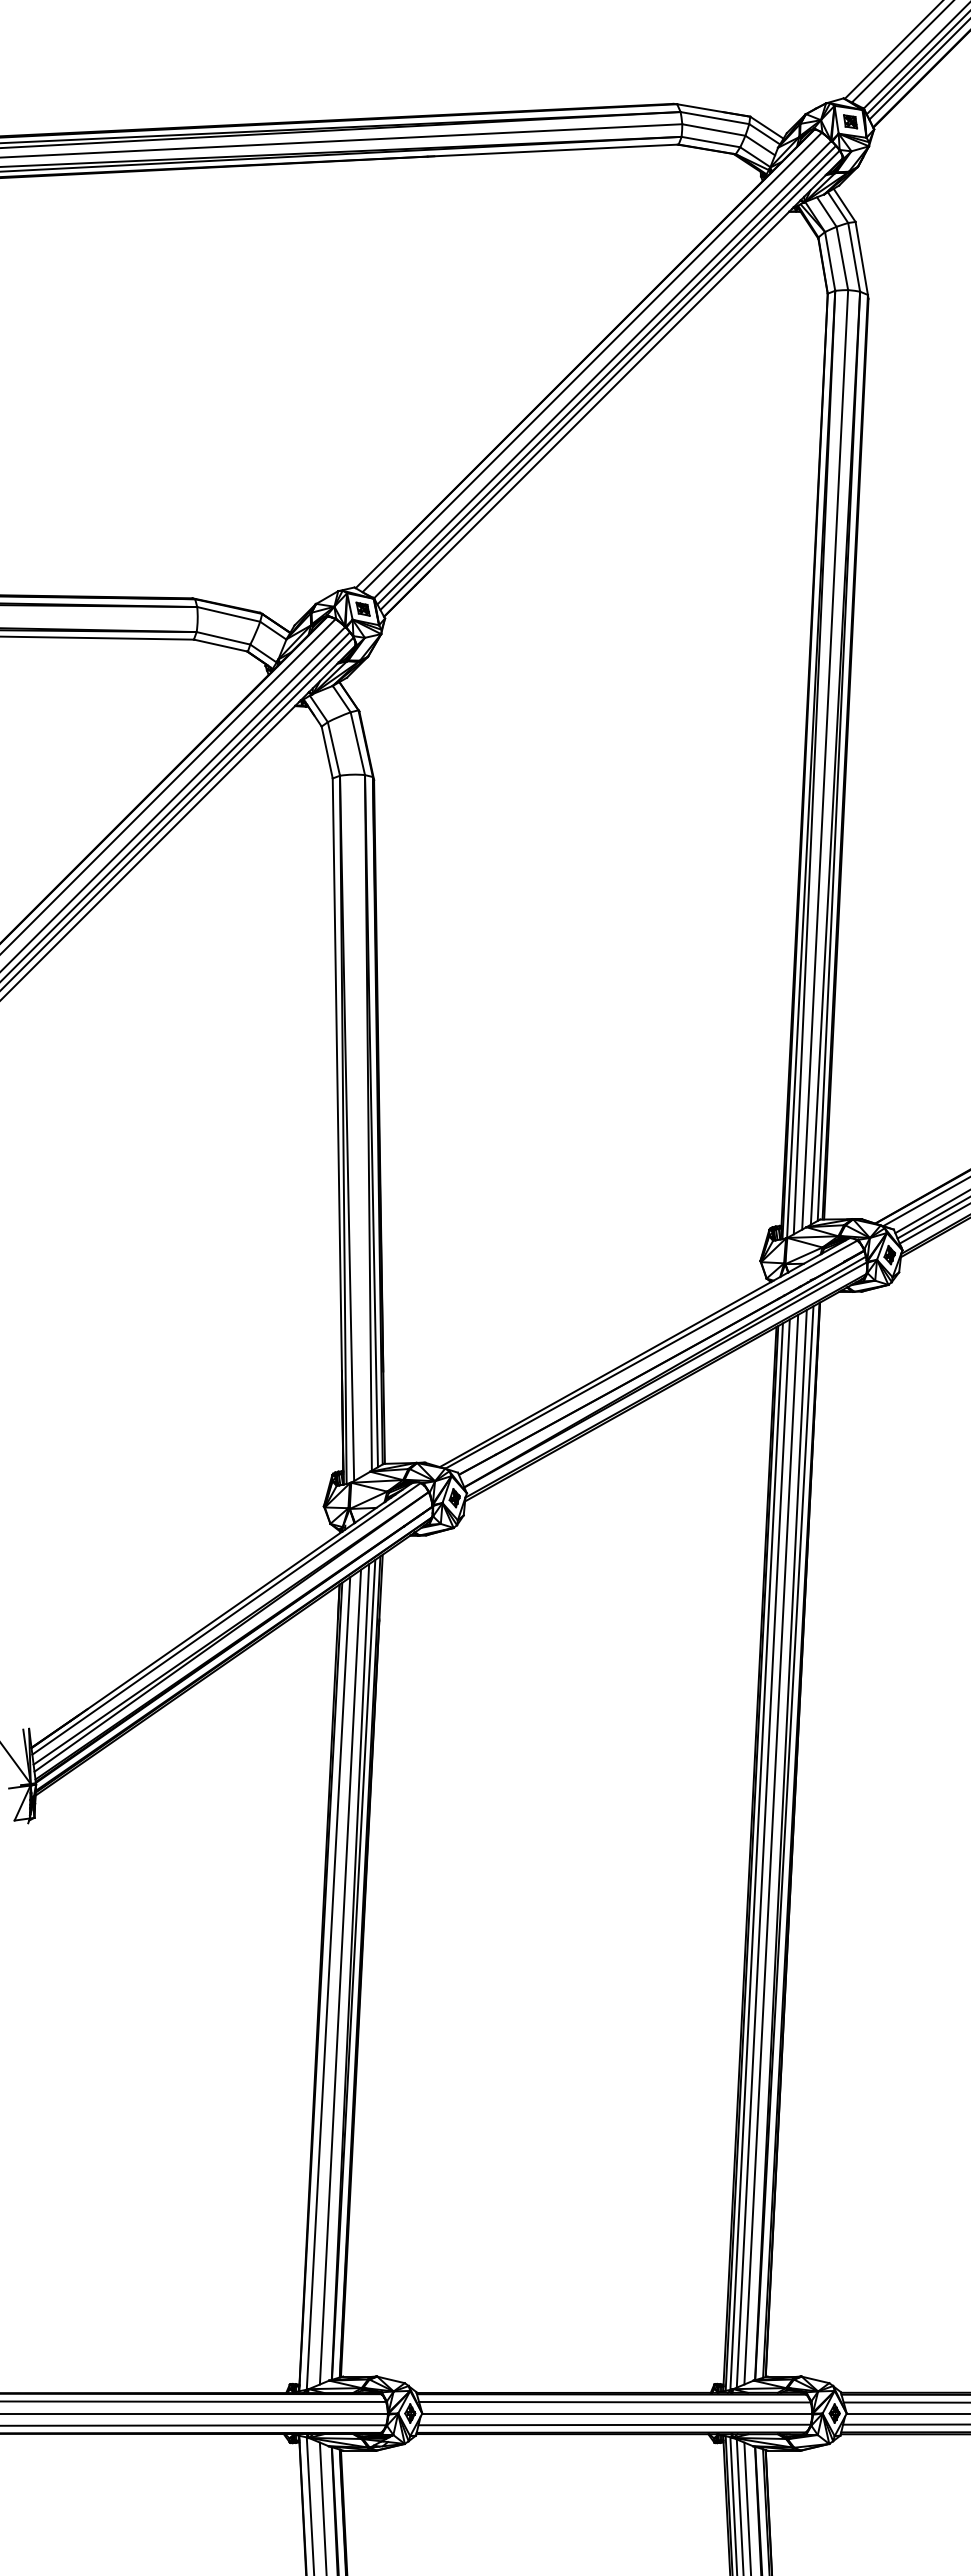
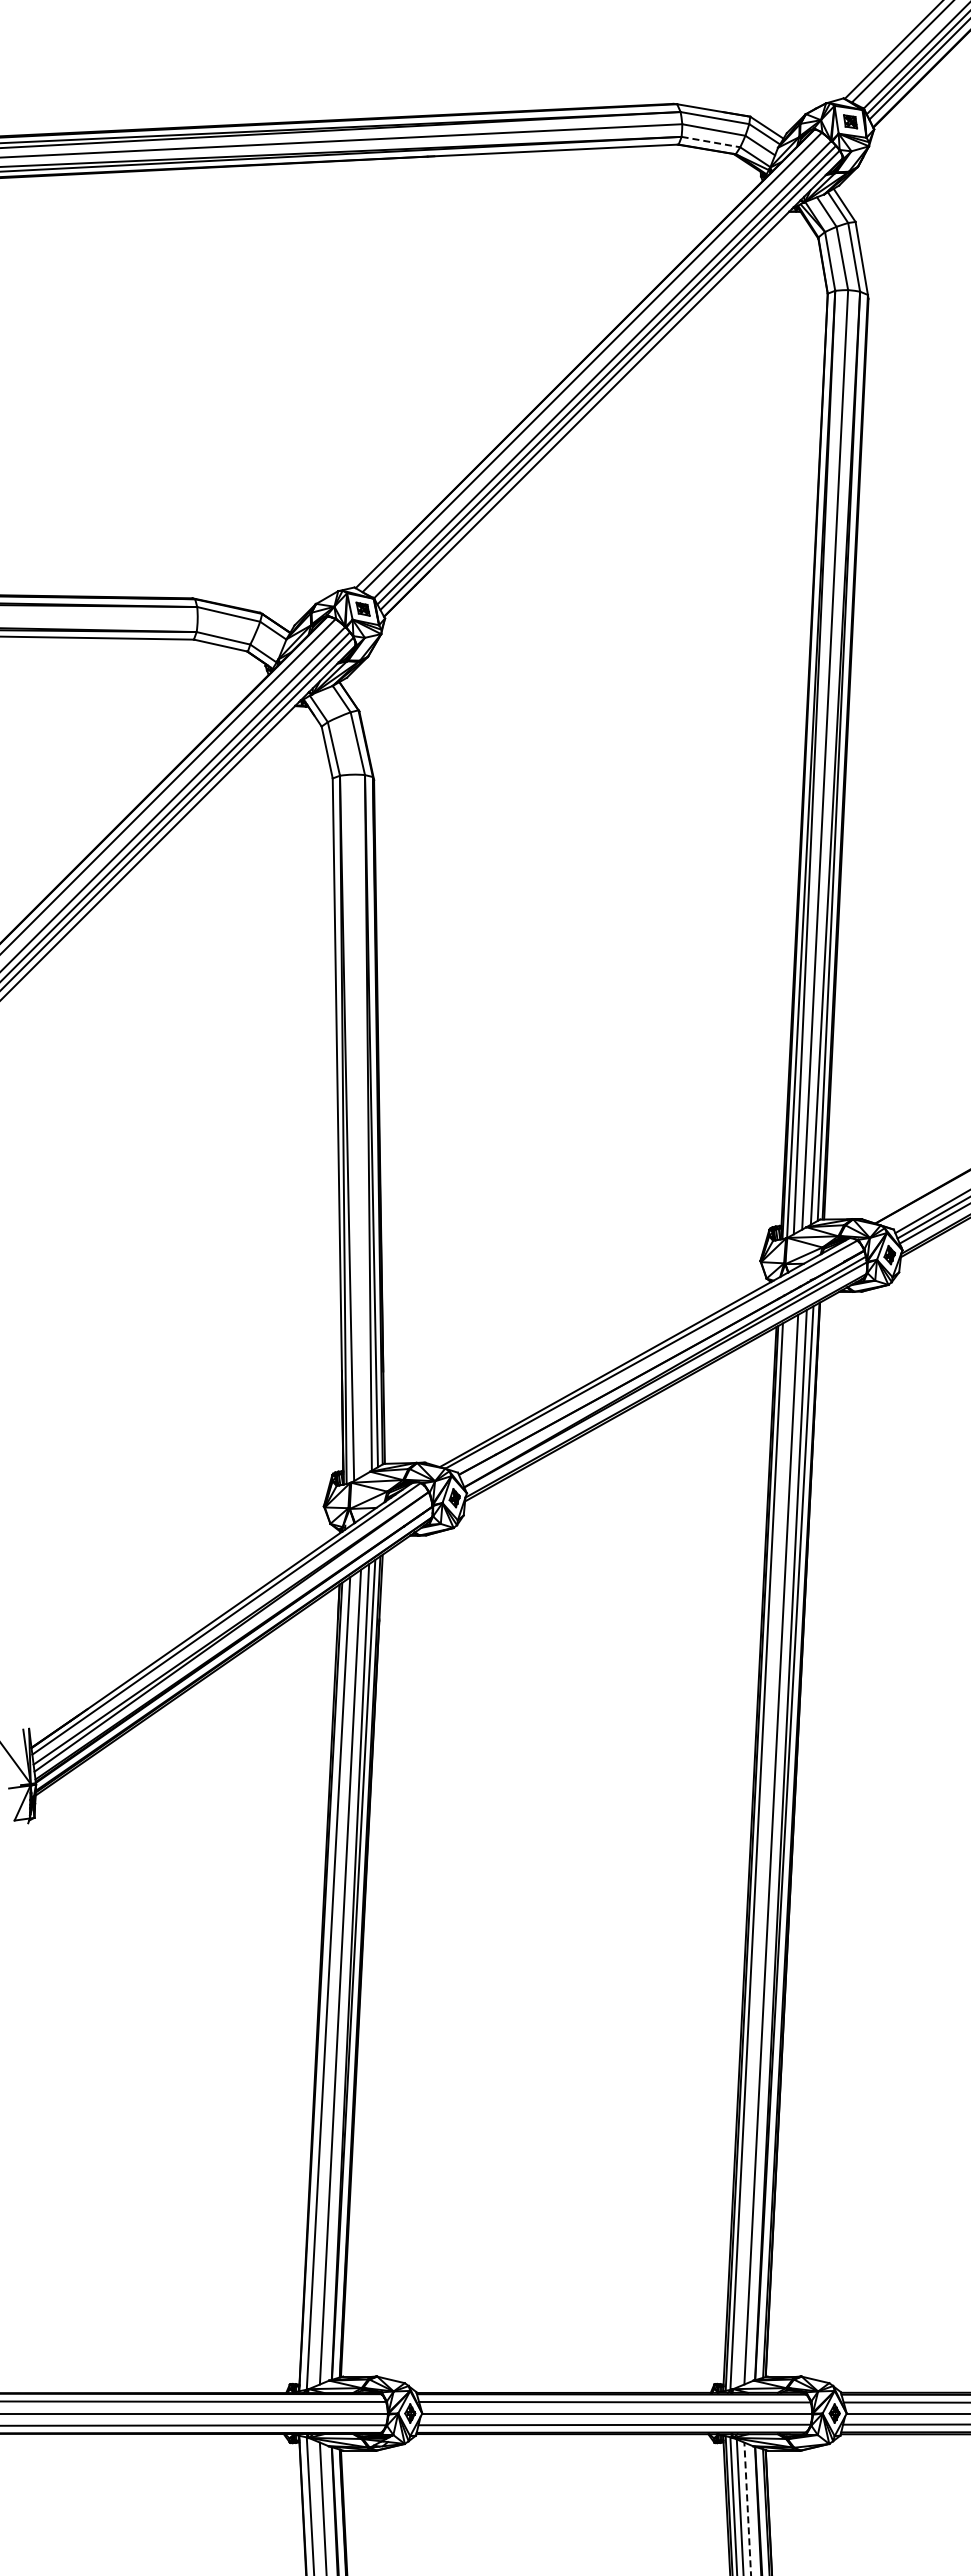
line: solid -> dashed (710, 142)
line: present -> none (925, 1202)
line: present -> none (762, 1853)
line: solid -> dashed (747, 2508)
